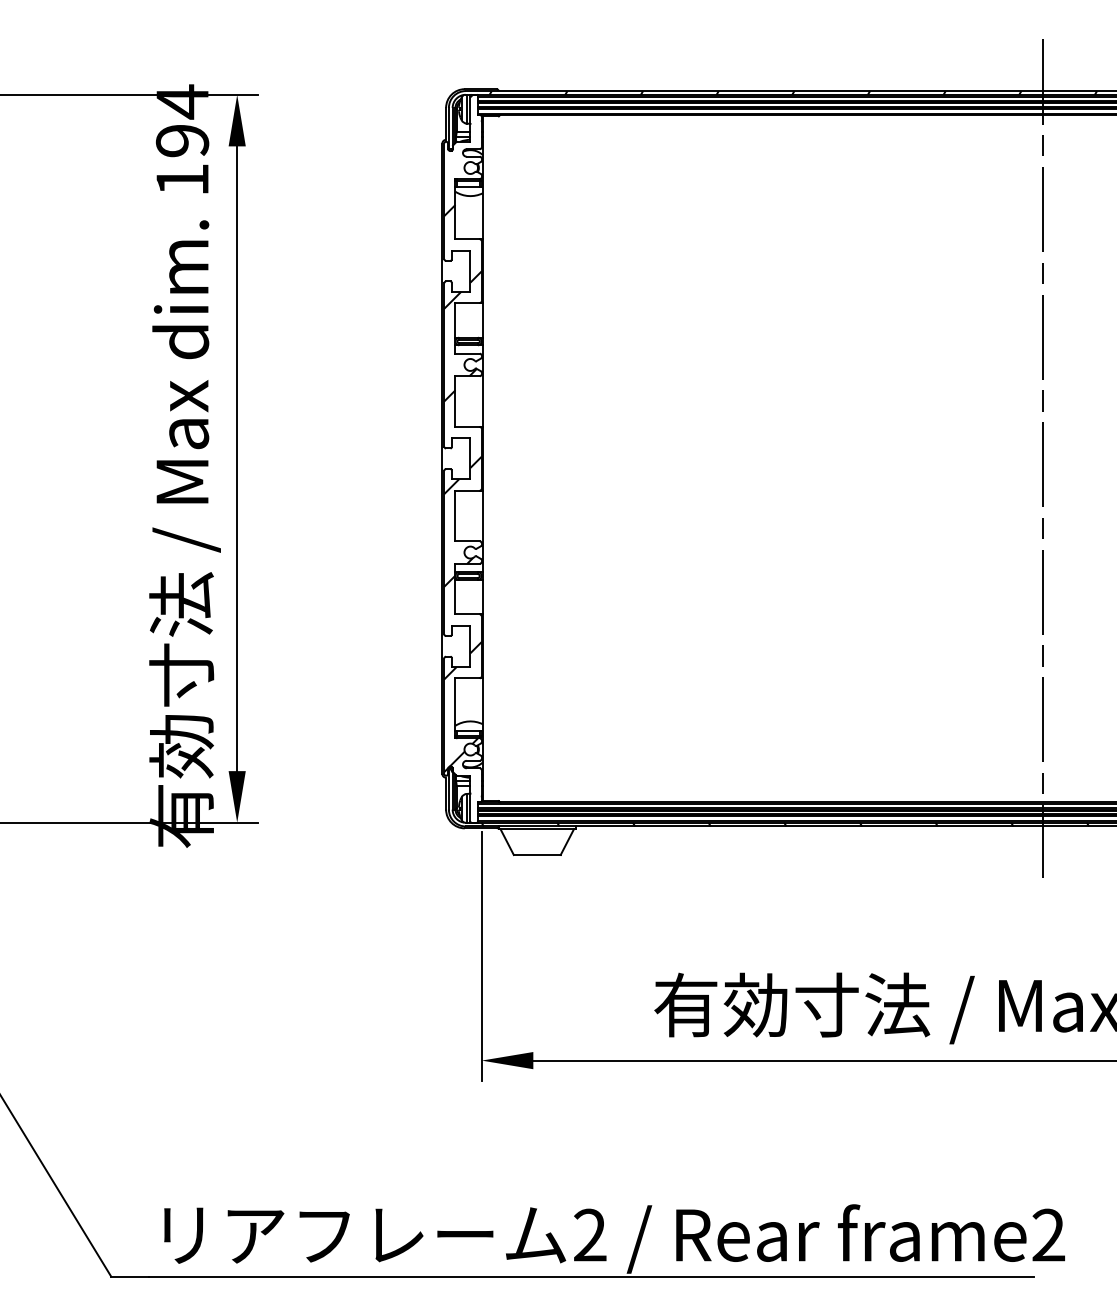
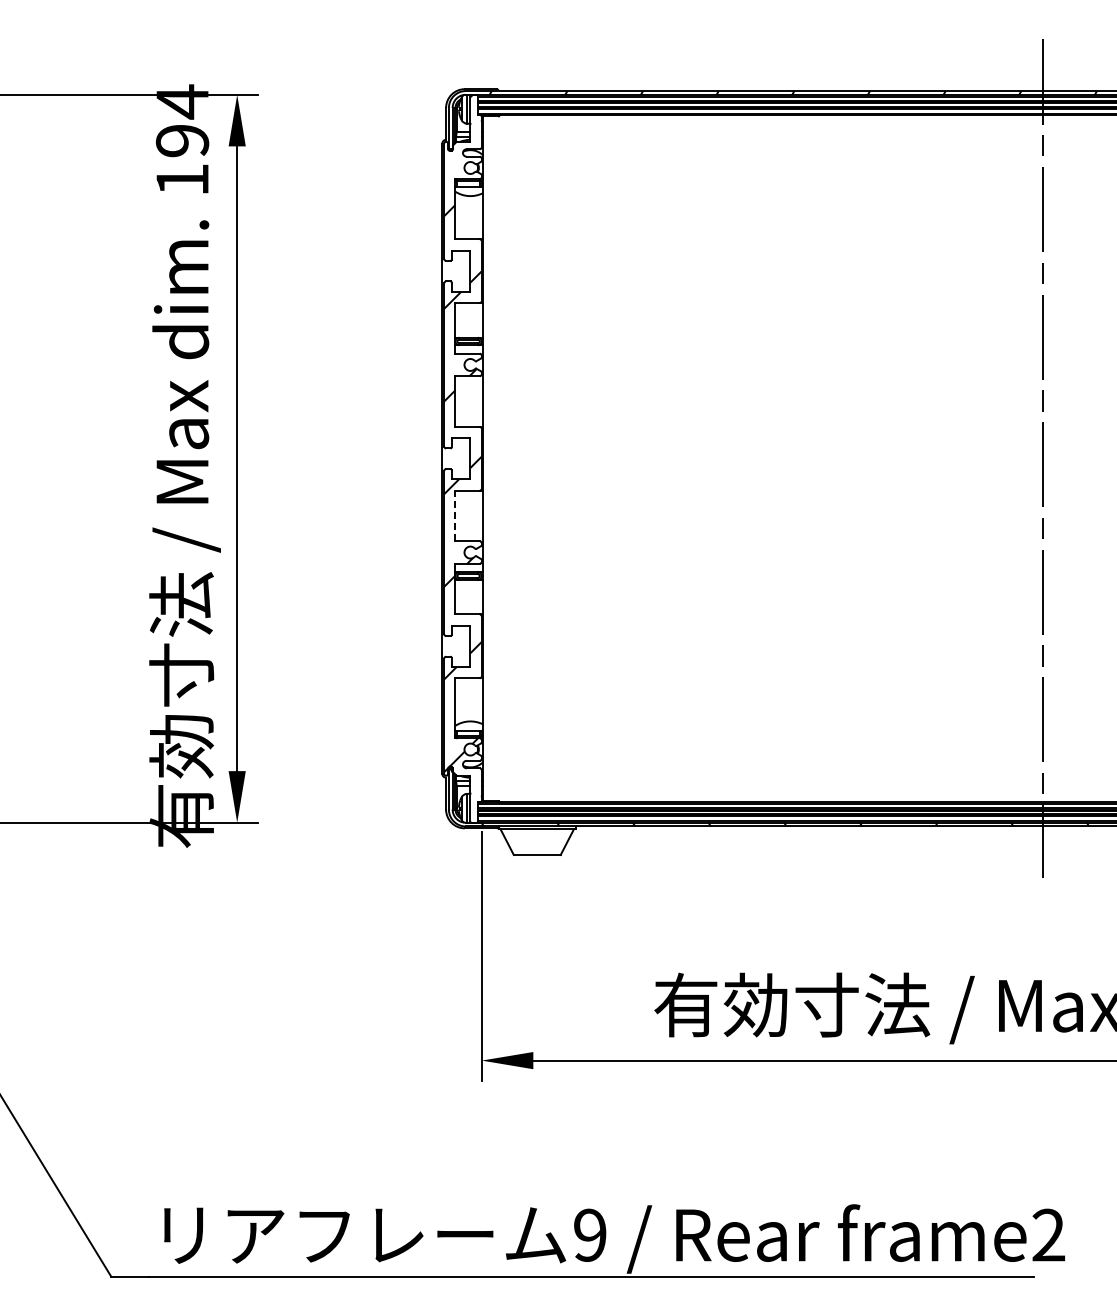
line: solid -> dashed (455, 515)
text: 2 -> 9 (590, 1234)
